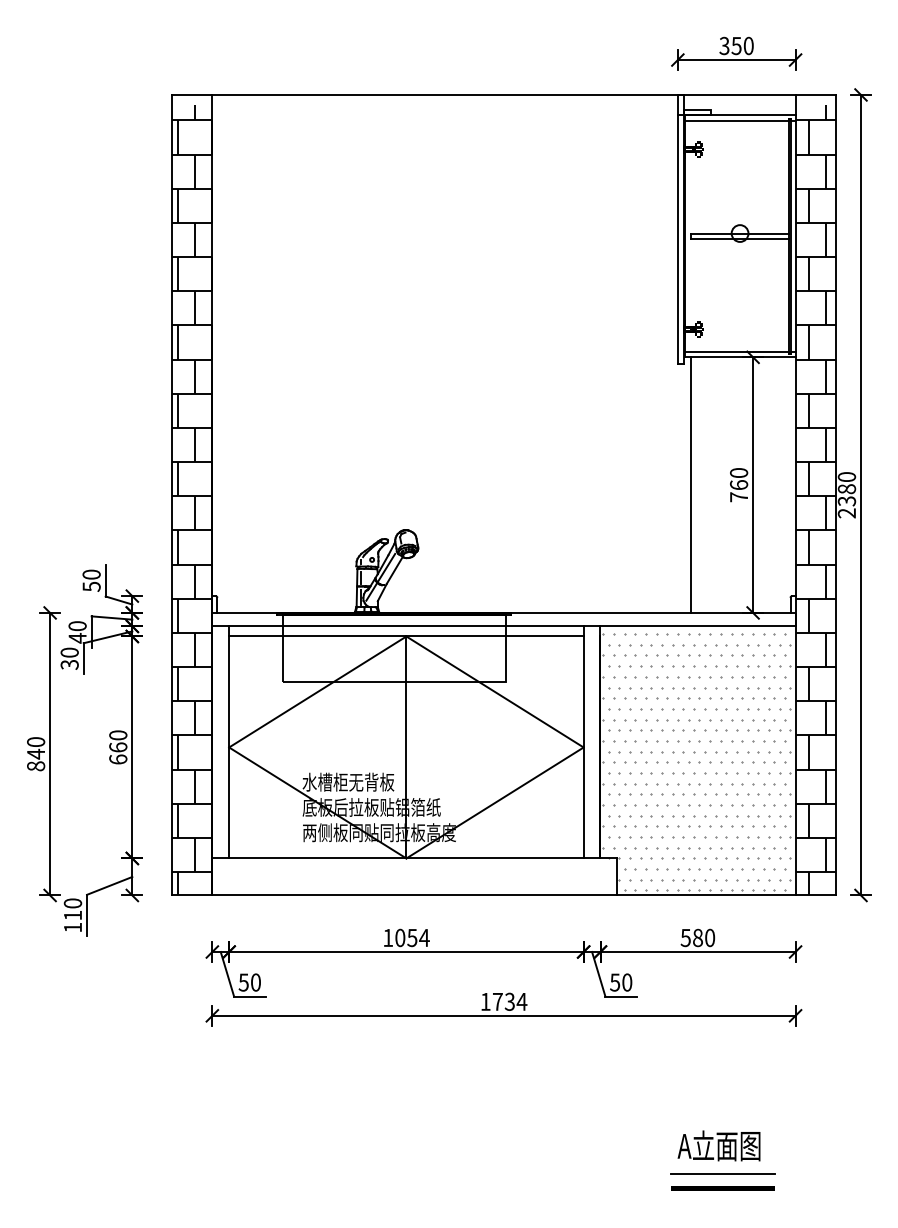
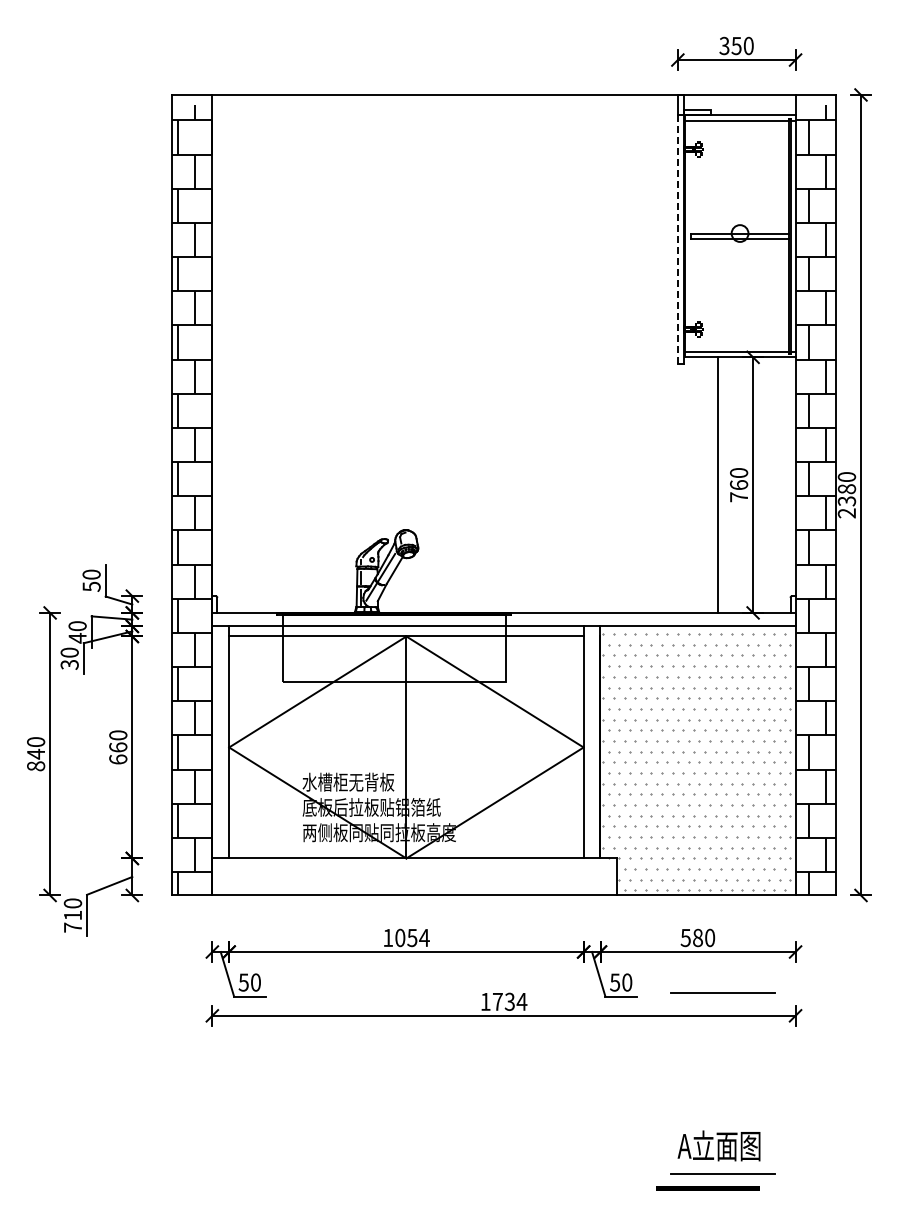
line: solid -> dashed (677, 239)
line position: (691, 484) -> (718, 484) (718, 484)
text: 110 -> 710 (72, 927)
line: none -> present (722, 992)
line position: (722, 1188) -> (707, 1188) (707, 1188)
